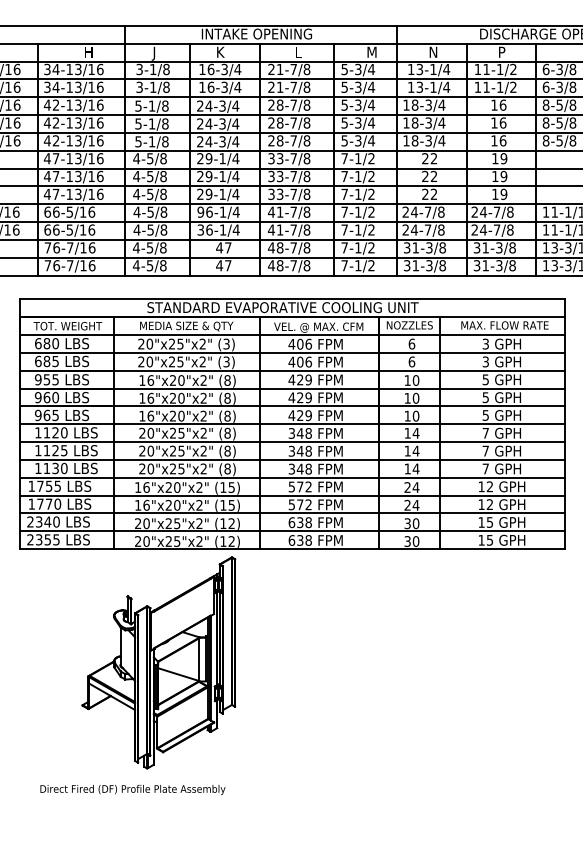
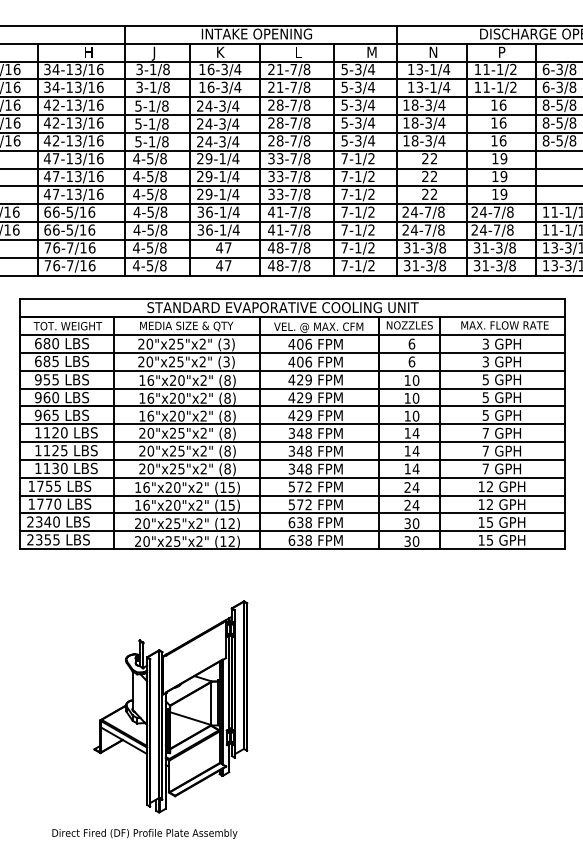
text: 96-1/4 -> 36-1/4 (200, 211)
part position: (138, 675) -> (150, 719) (150, 719)
